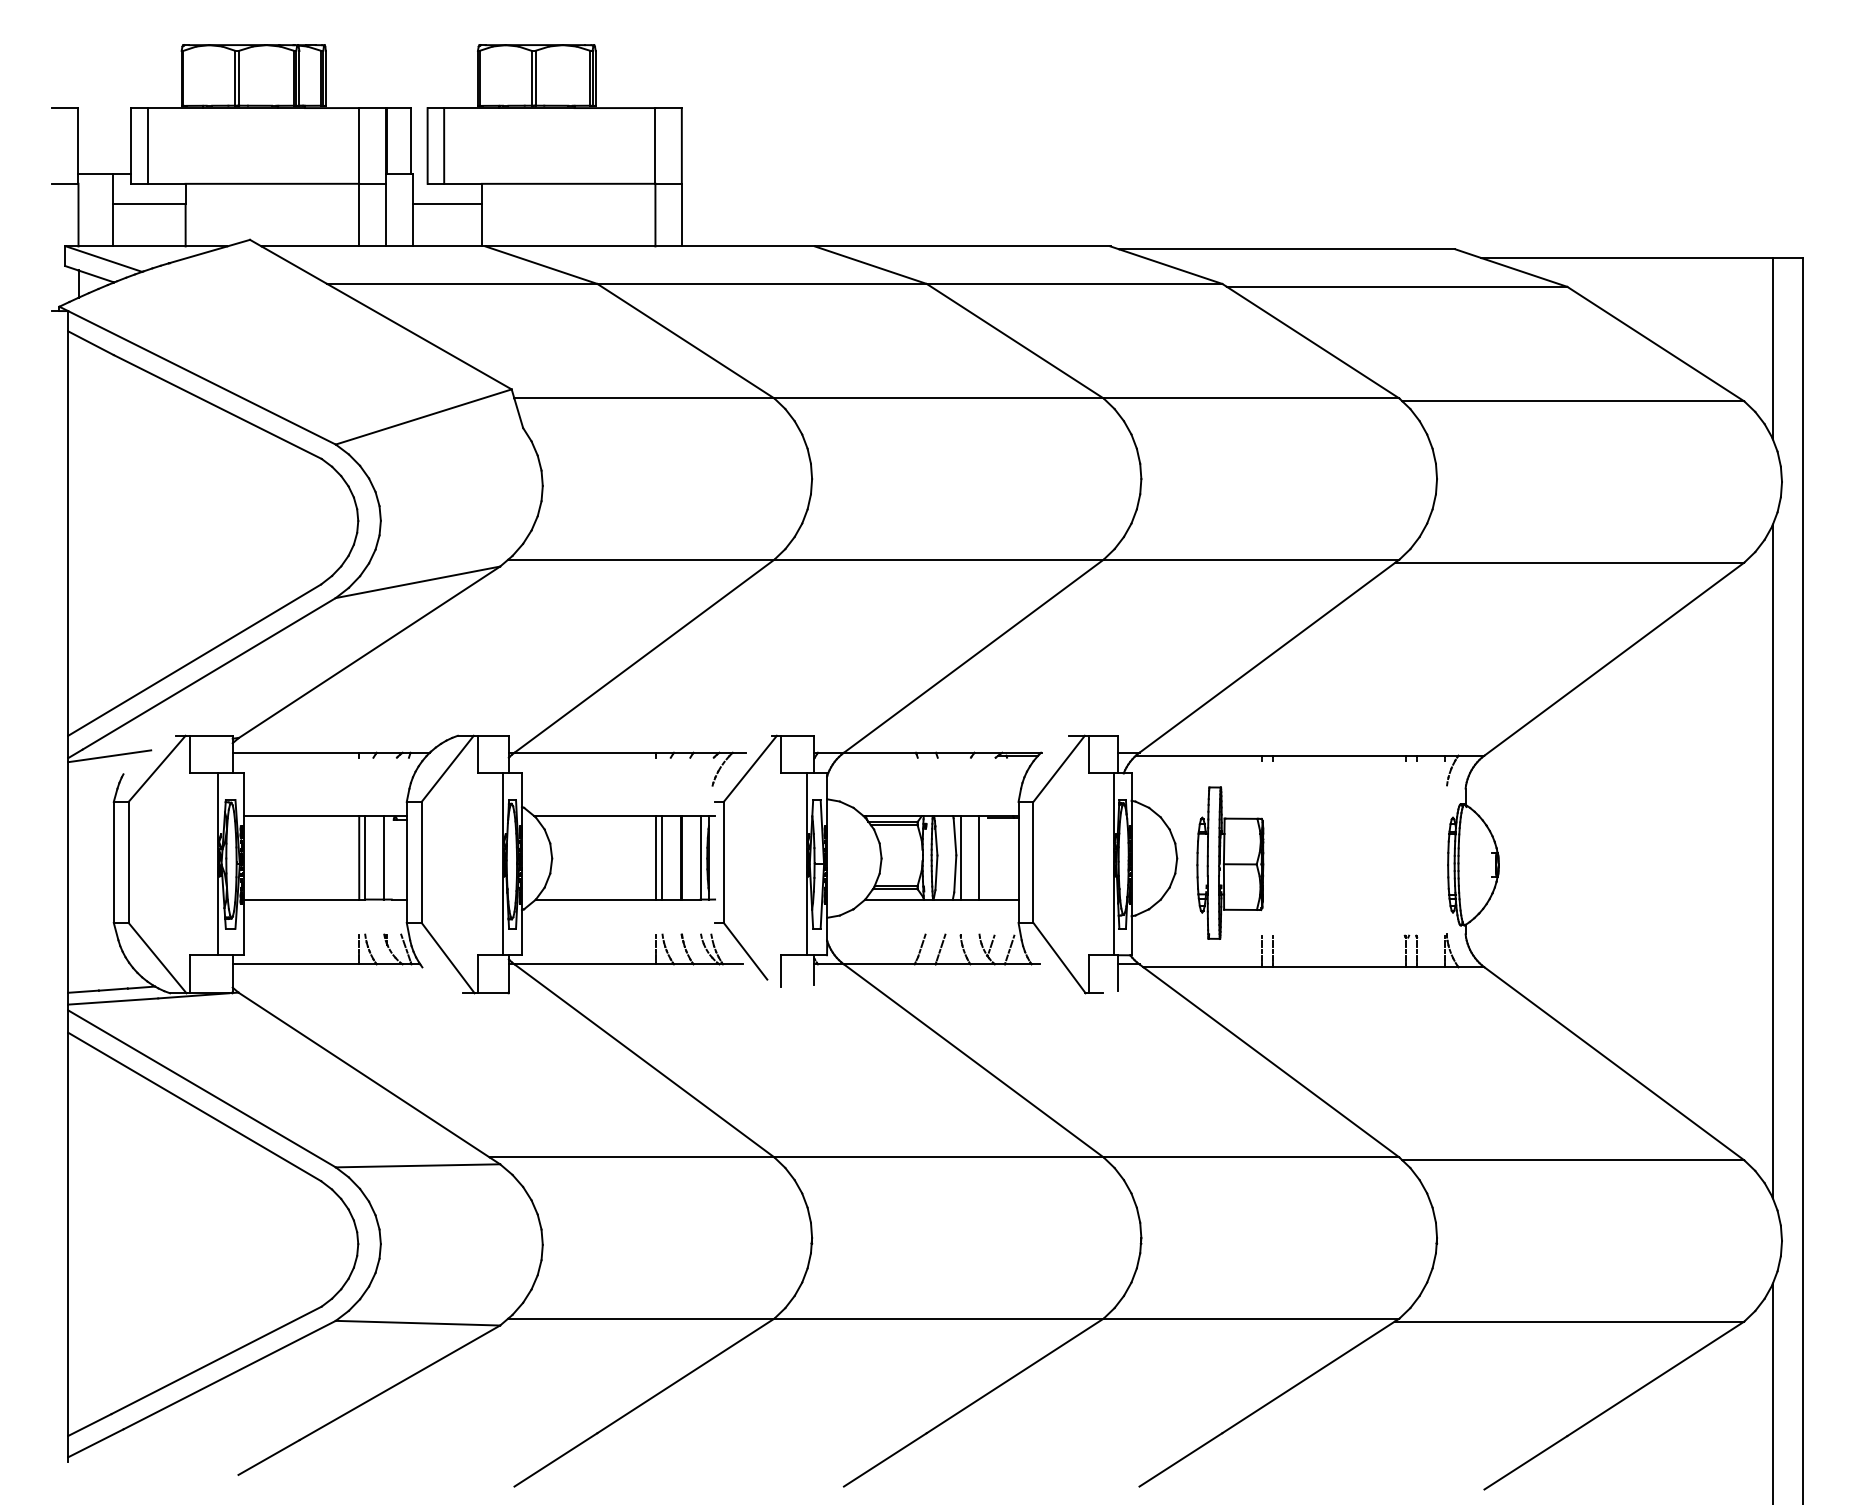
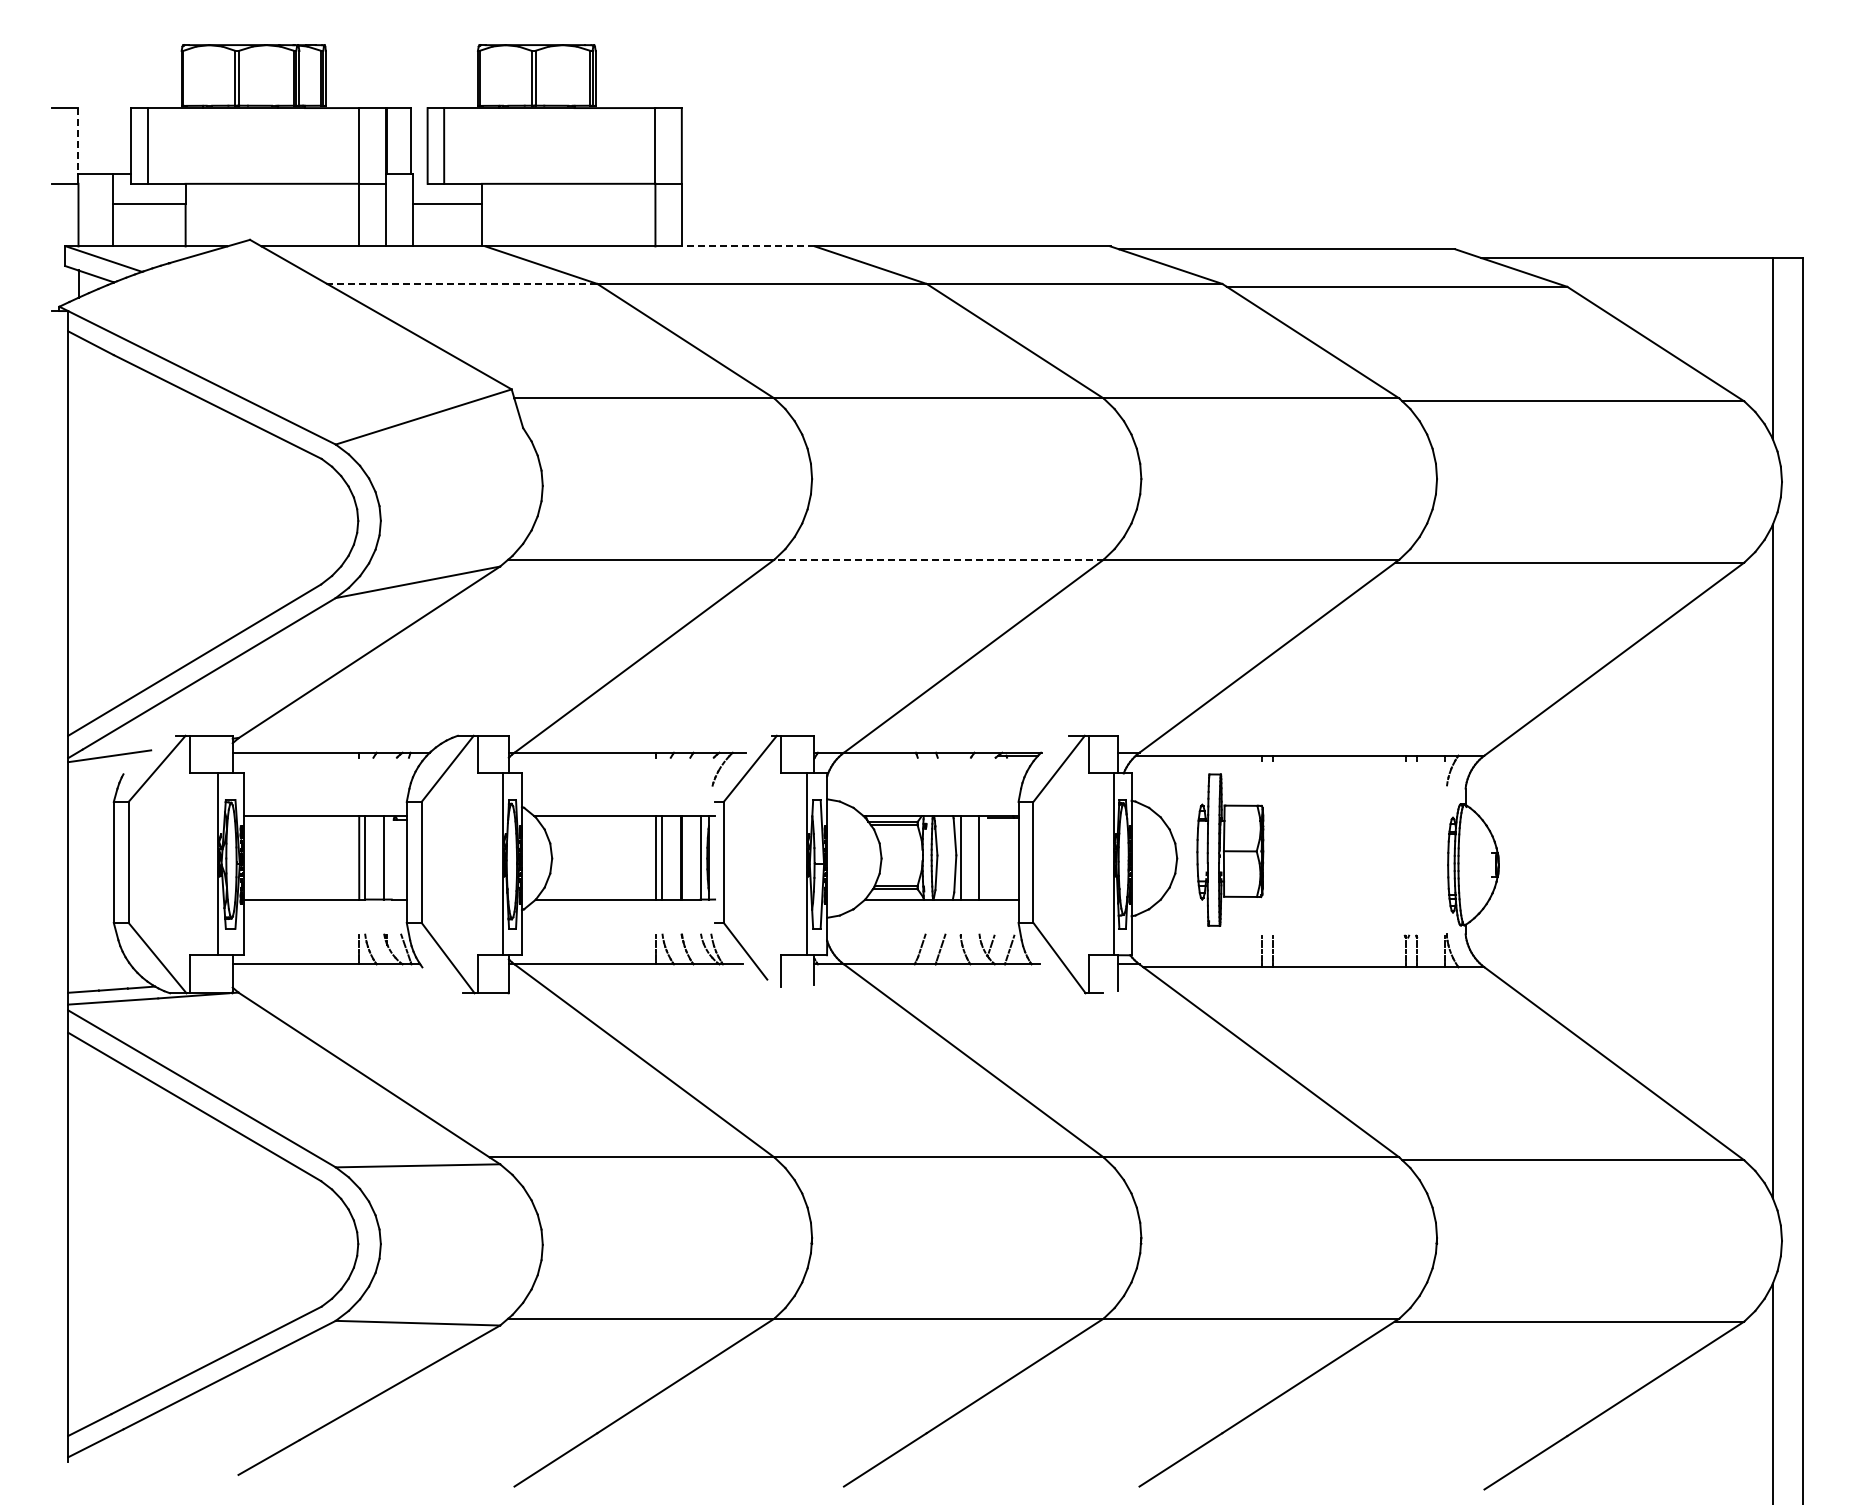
line: solid -> dashed (78, 141)
line: solid -> dashed (748, 246)
line: solid -> dashed (461, 283)
line: solid -> dashed (939, 559)
part position: (1230, 862) -> (1230, 849) (1230, 849)
